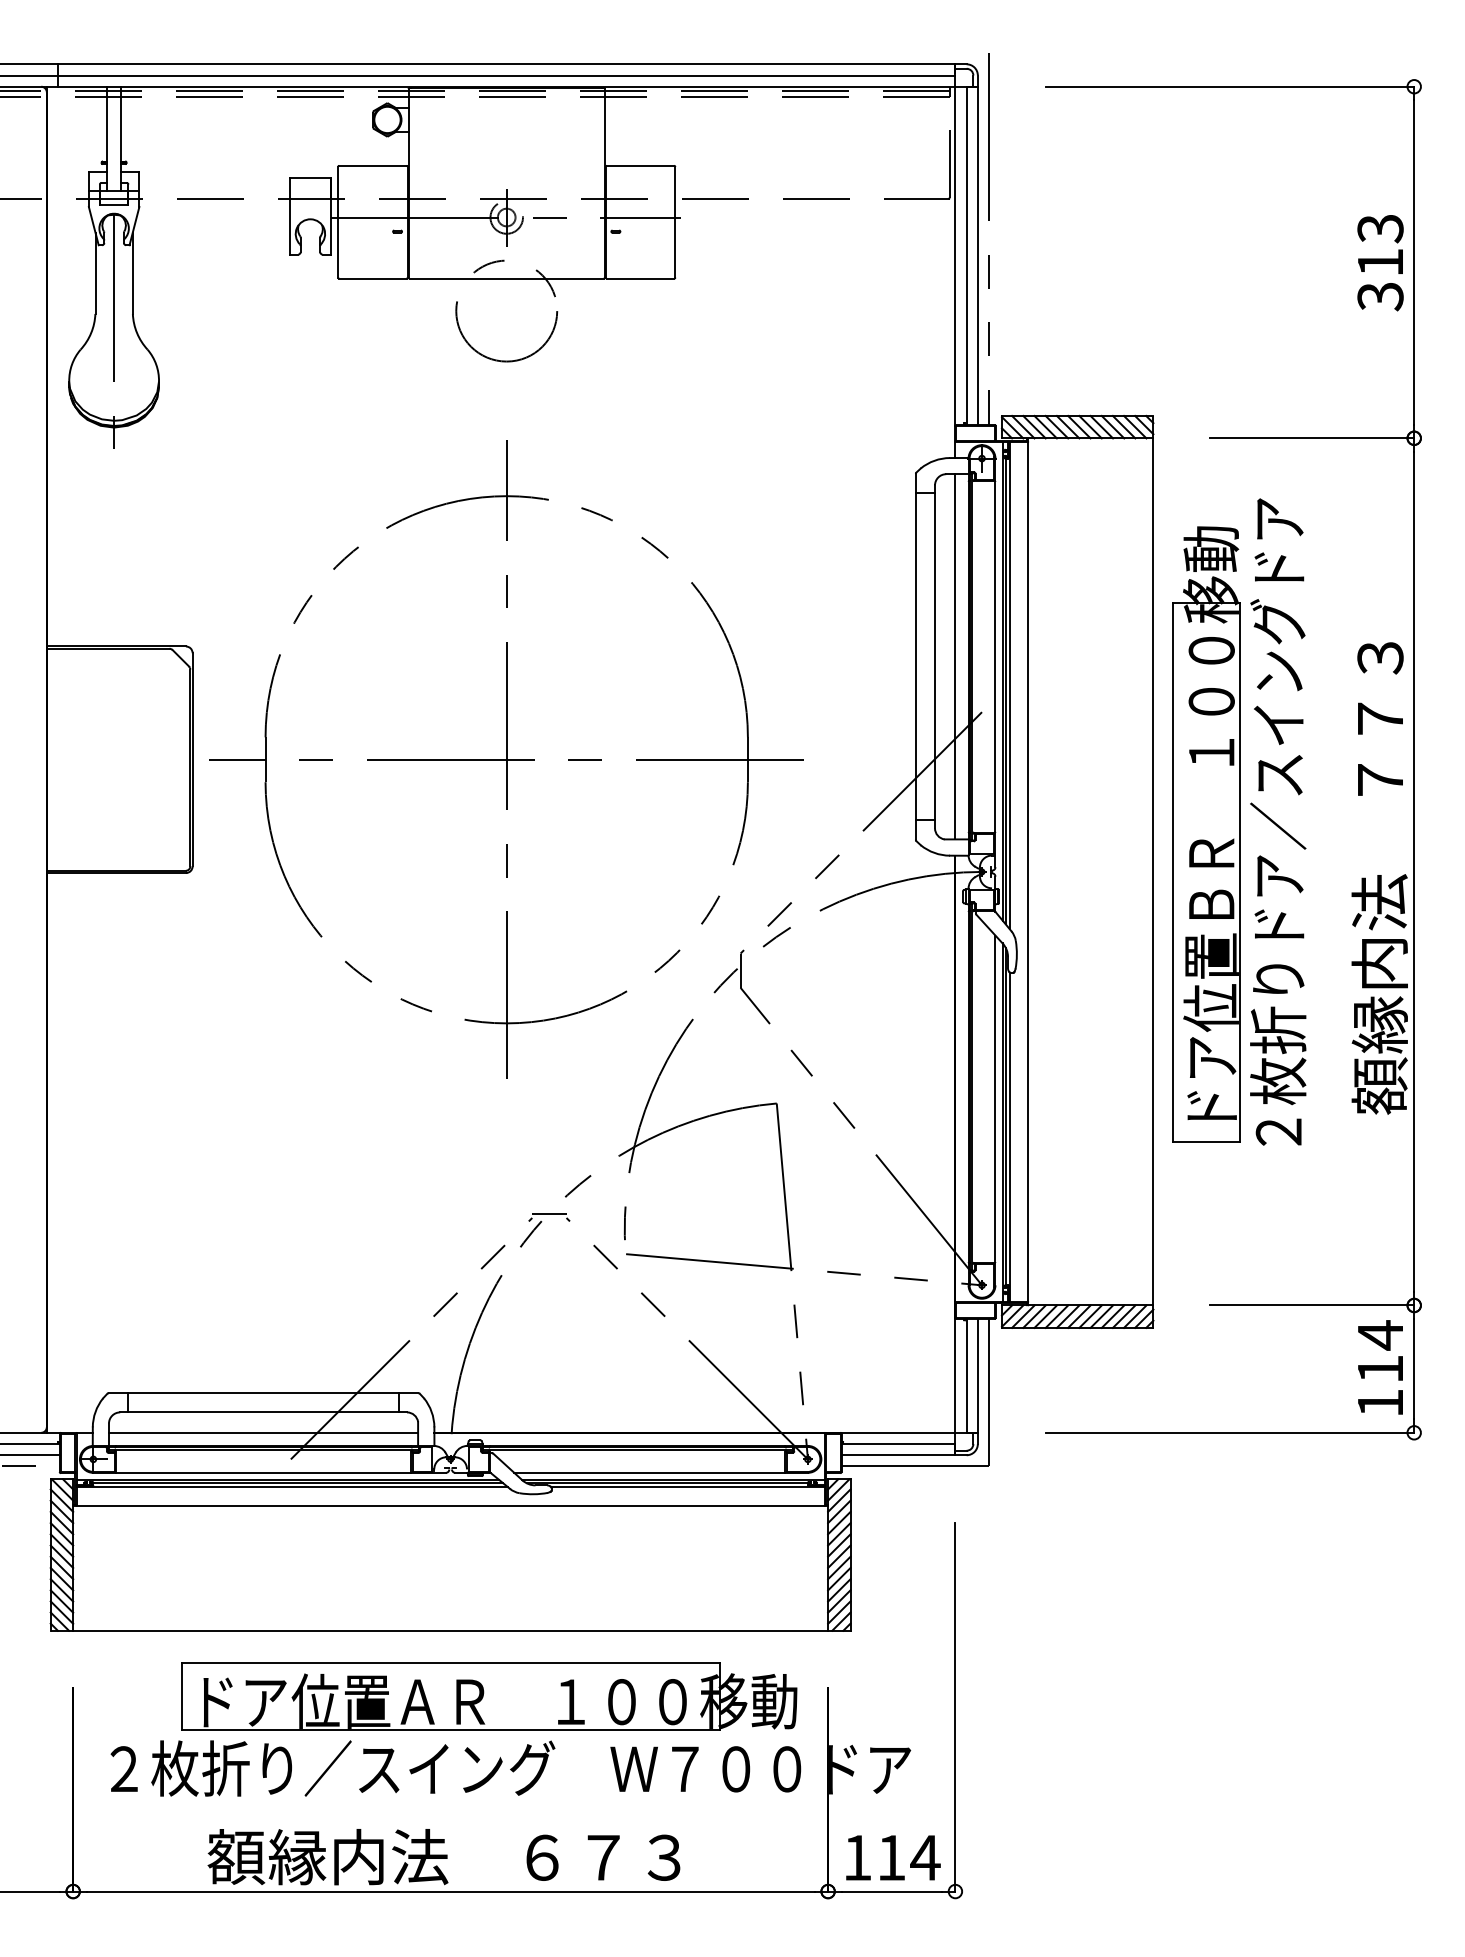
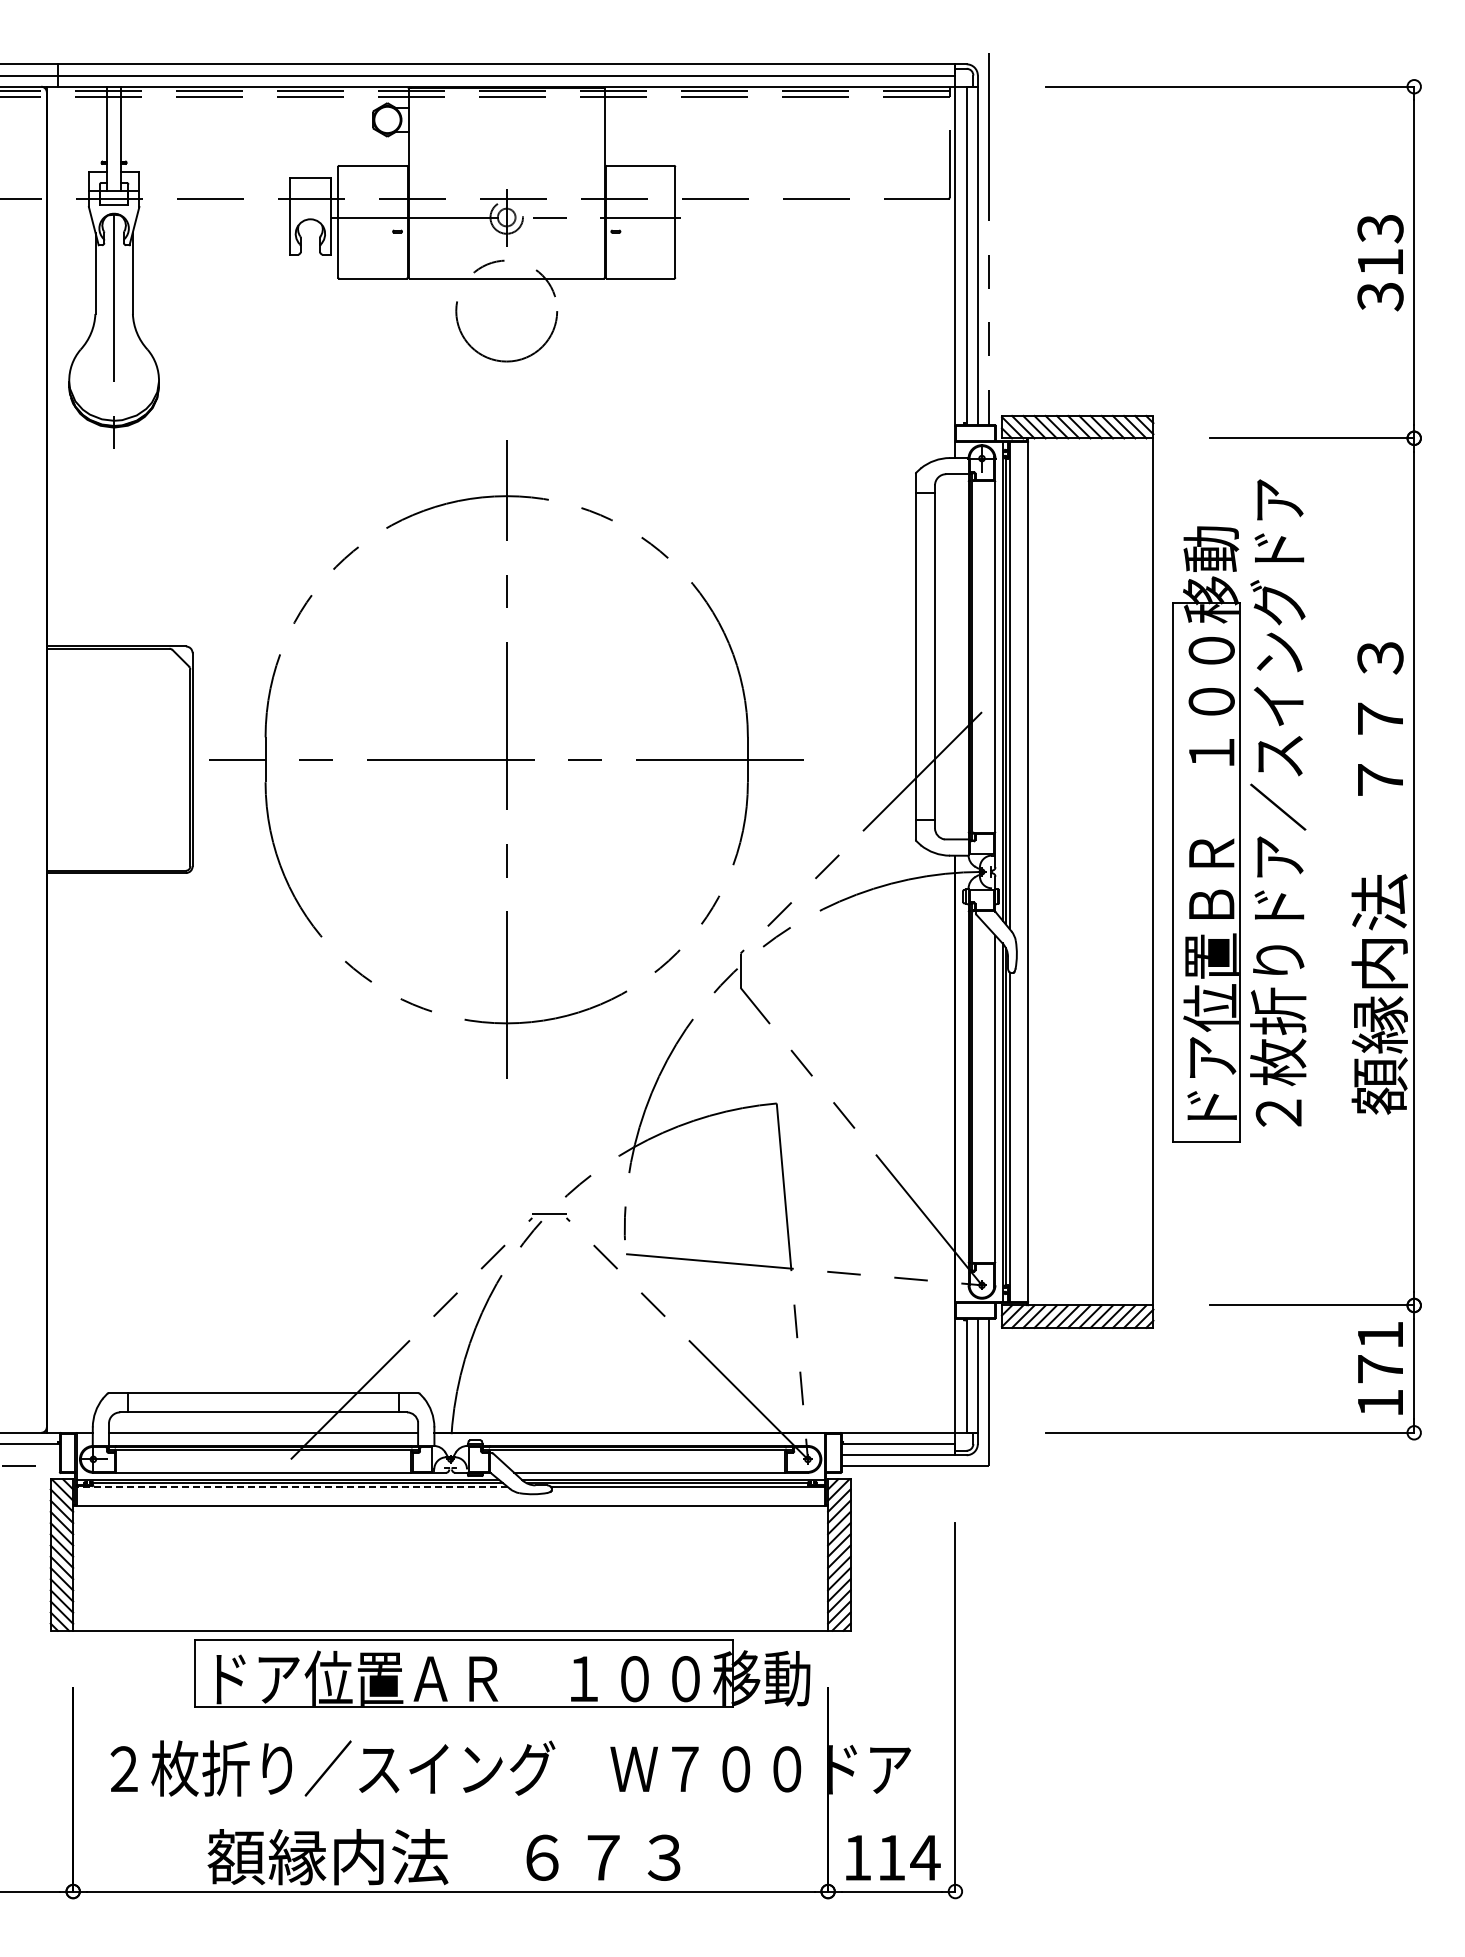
line: present -> none (955, 656)
text position: (1278, 821) -> (1278, 802) (1278, 802)
text: 114 -> 171 (1380, 1351)
line: present -> none (30, 1455)
line: solid -> dashed (292, 1487)
part position: (489, 1696) -> (502, 1673) (502, 1673)
